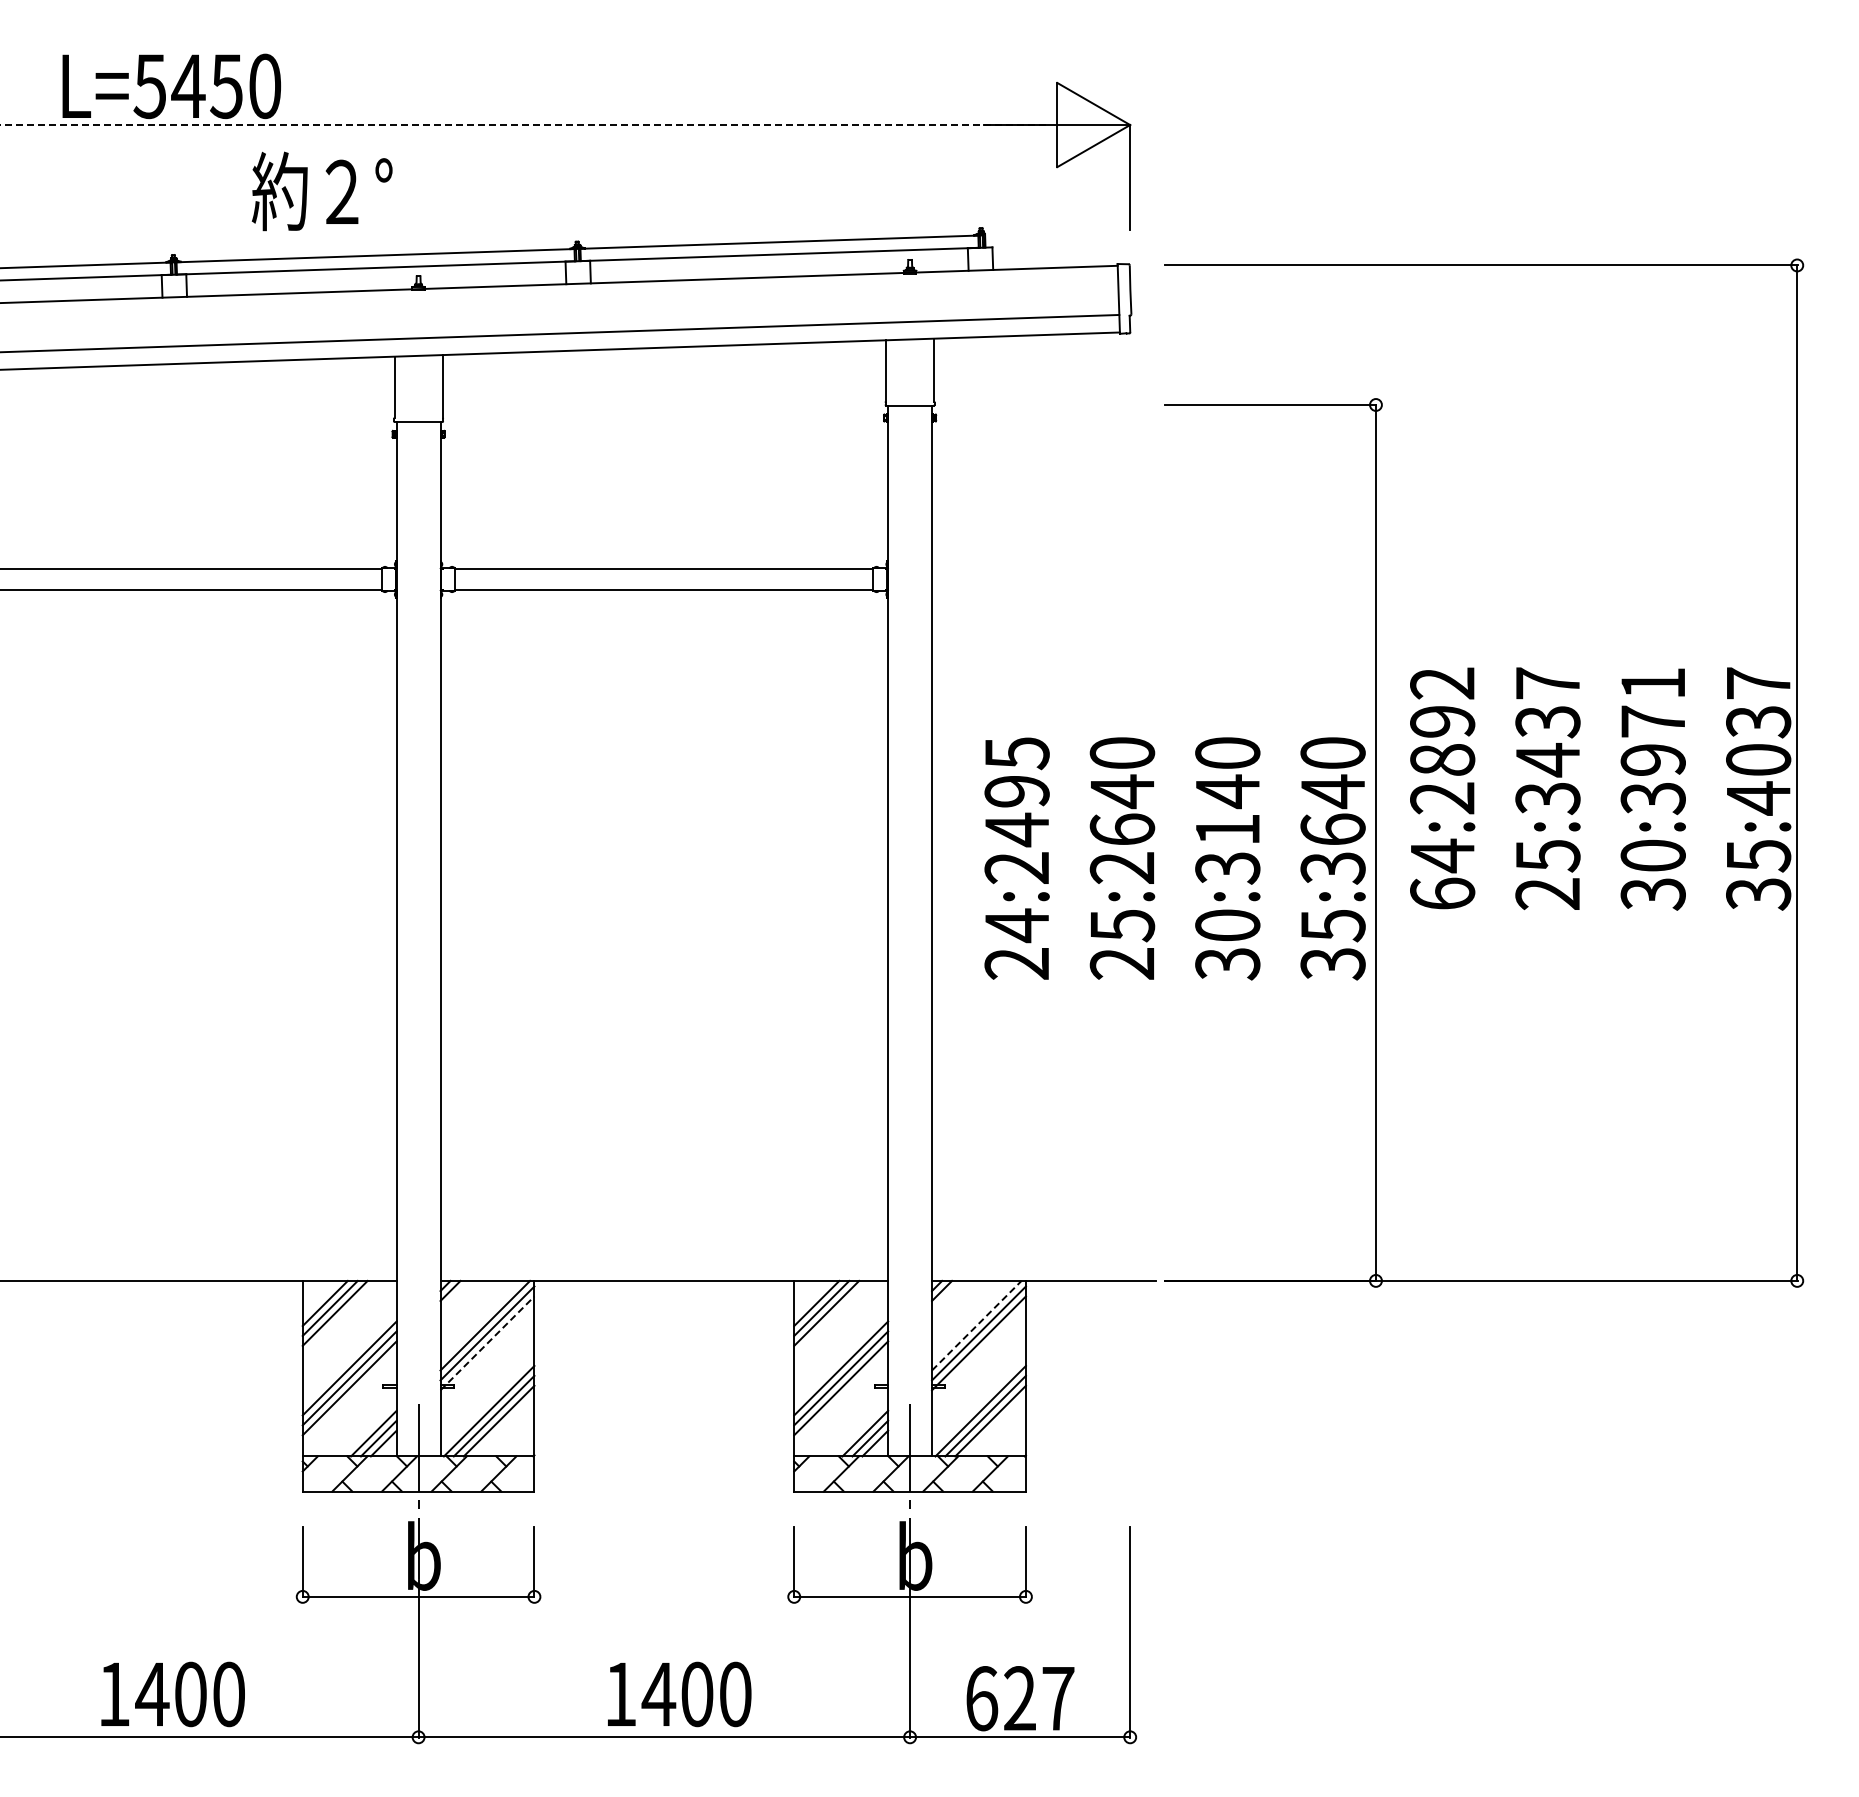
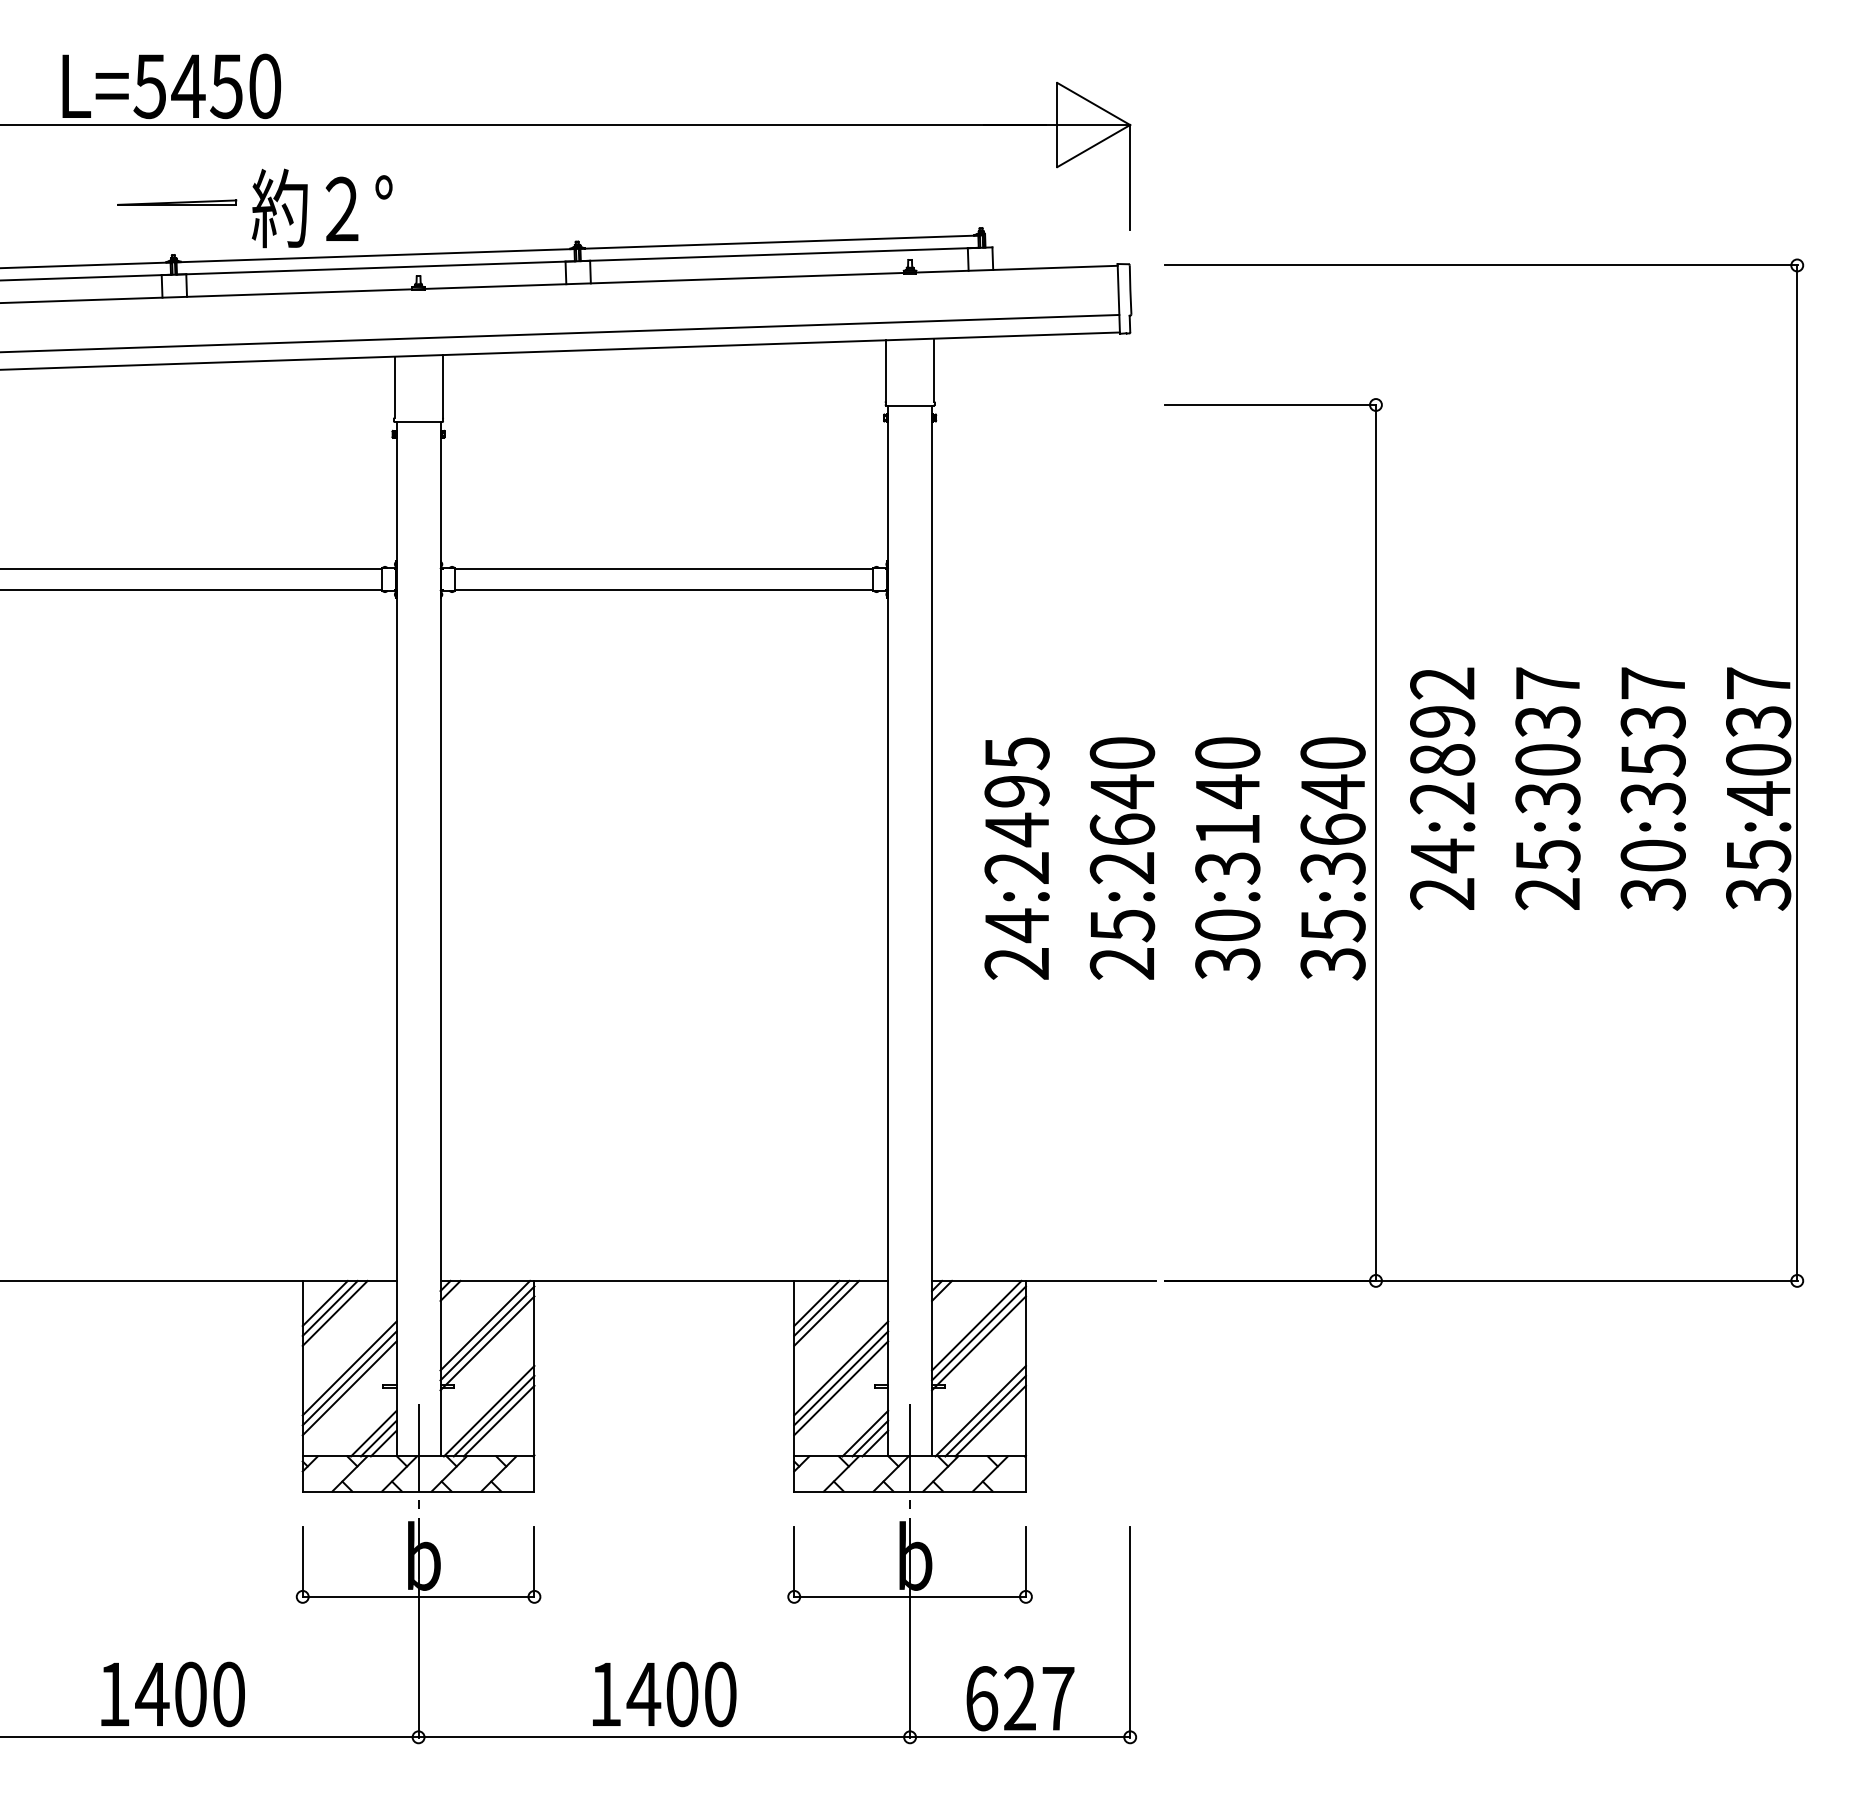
line: dashed -> solid (523, 125)
text position: (321, 191) -> (321, 208) (321, 208)
part: none -> present (177, 202)
text: 30:3971 -> 30:3537 (1652, 721)
text: 25:3437 -> 25:3037 (1547, 760)
text: 64:2892 -> 24:2892 (1442, 893)
line: dashed -> solid (977, 1325)
line: dashed -> solid (487, 1343)
text position: (679, 1694) -> (664, 1694) (664, 1694)
